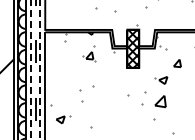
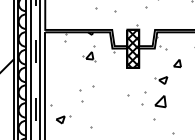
line: dashed -> solid (30, 69)
line: dashed -> solid (40, 69)
